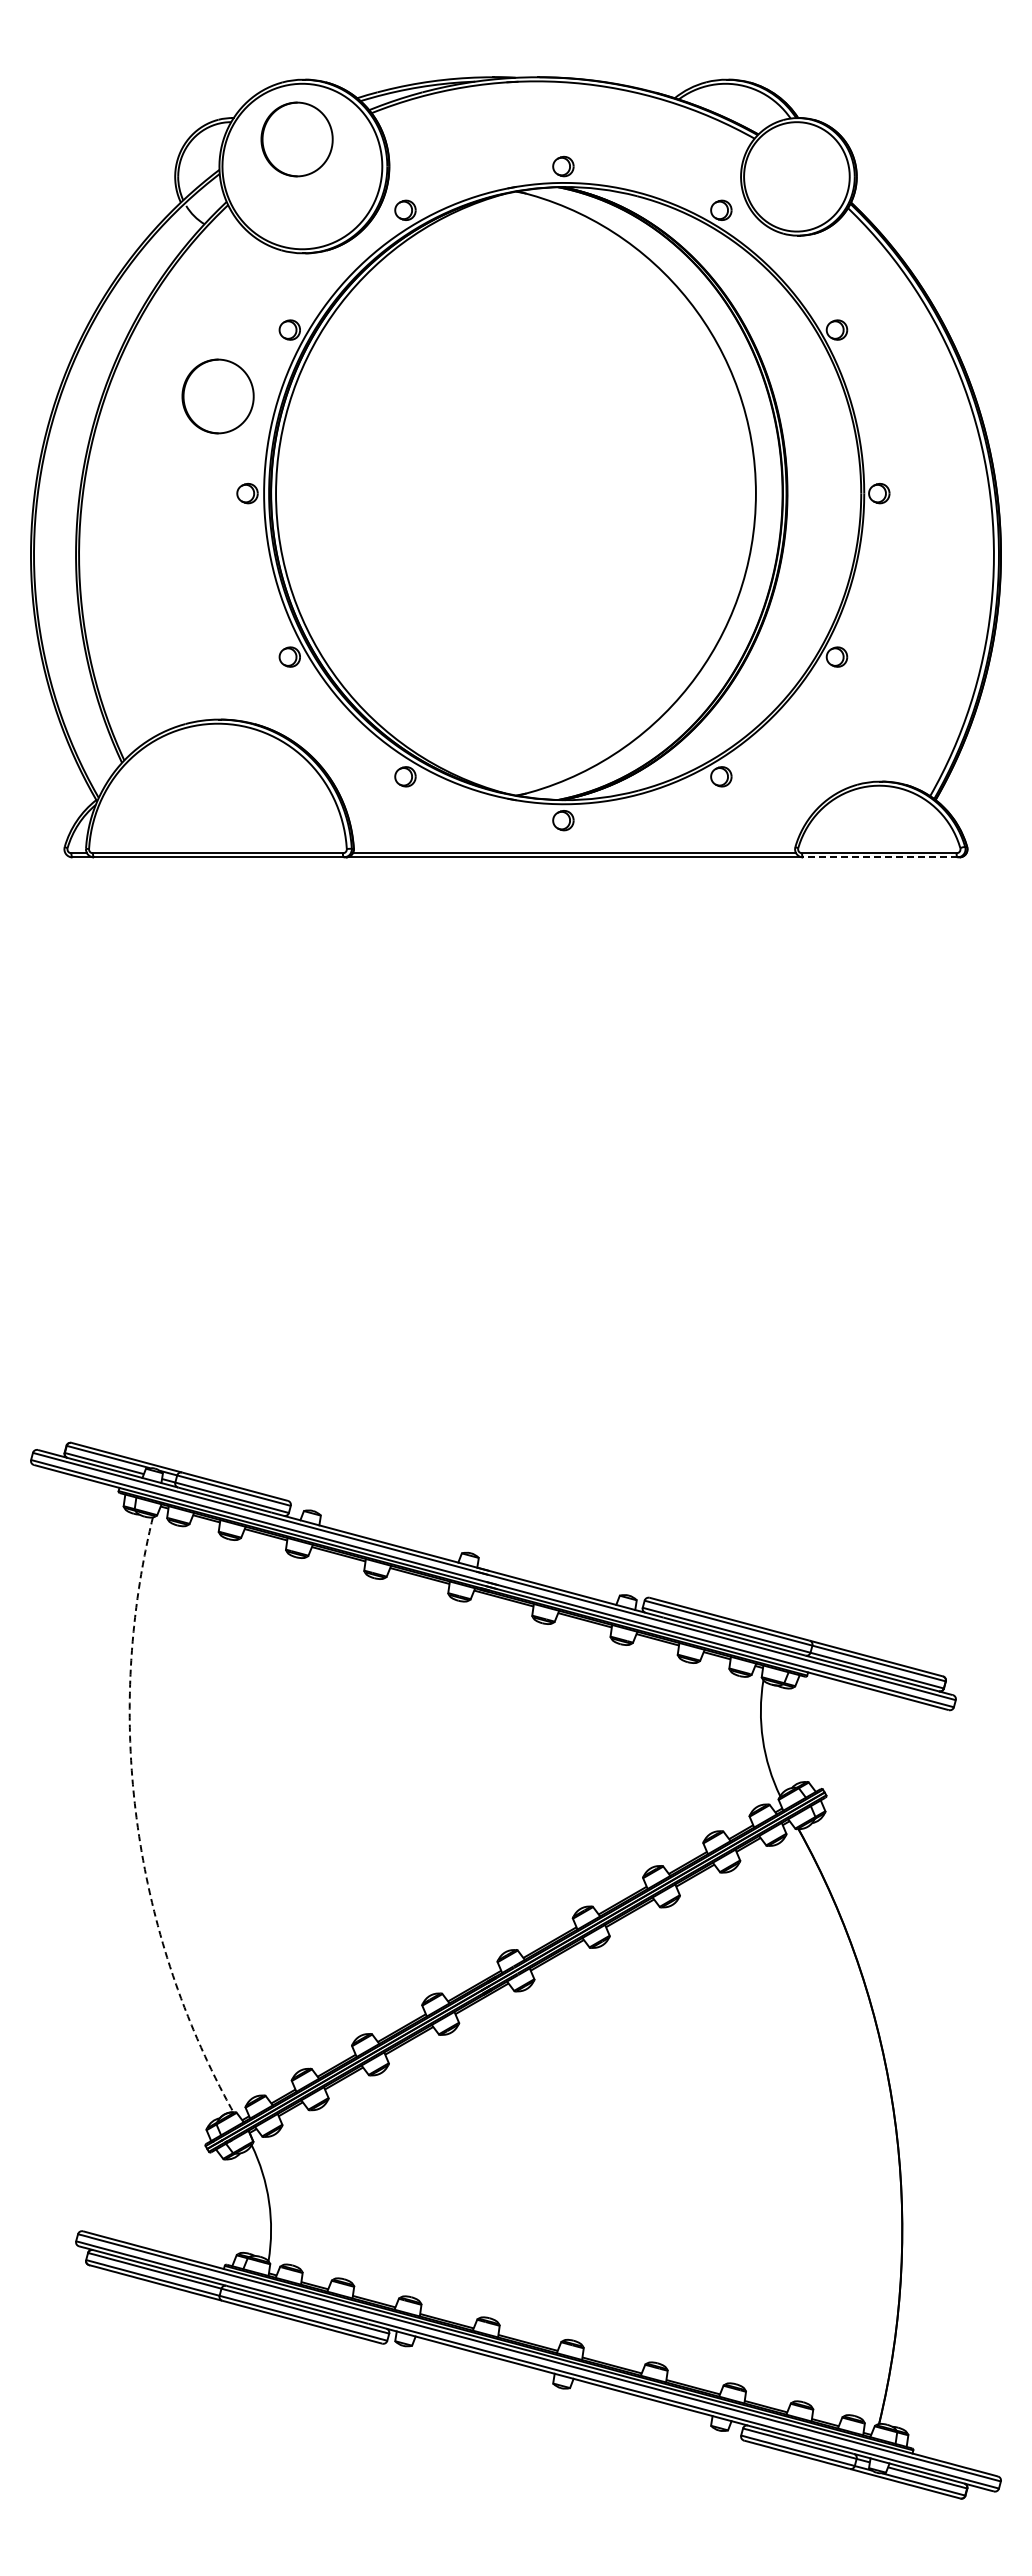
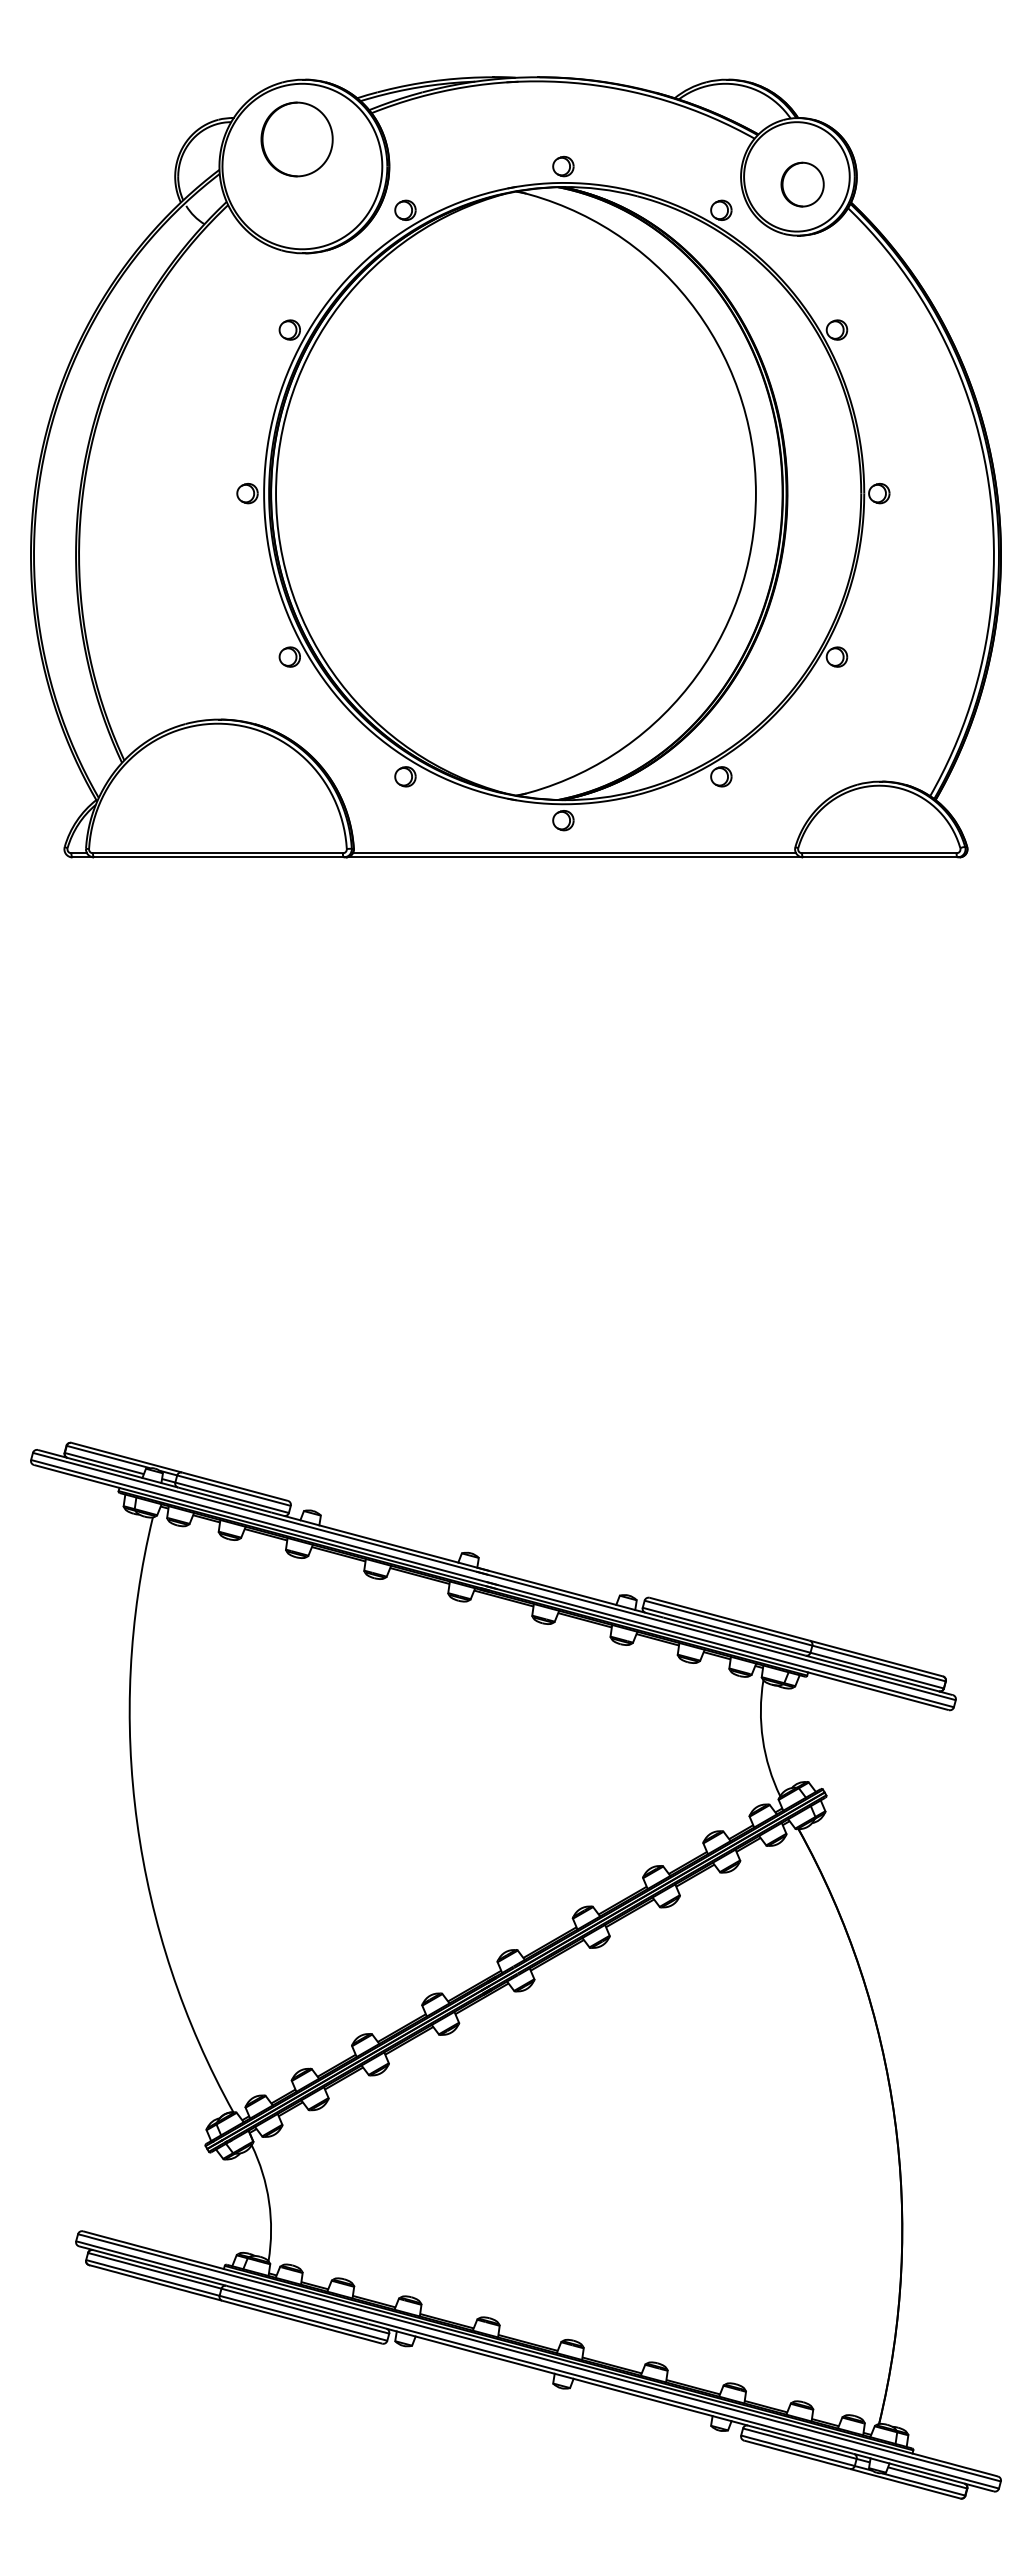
part: none -> present (802, 184)
part: present -> none (217, 396)
line: dashed -> solid (879, 857)
arc: dashed -> solid (137, 1822)
